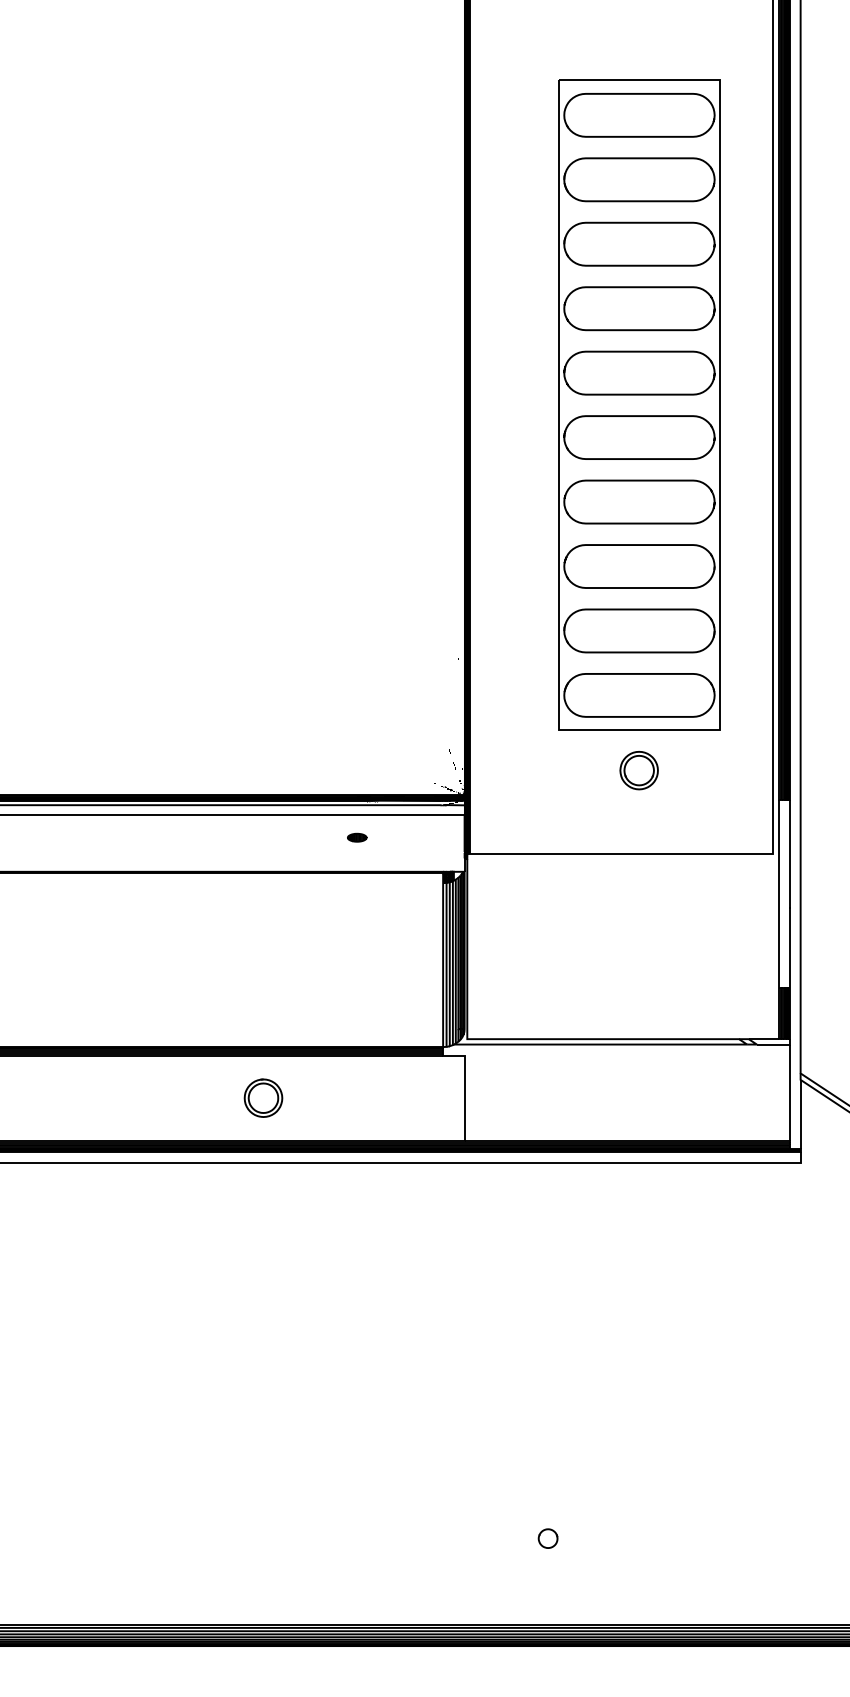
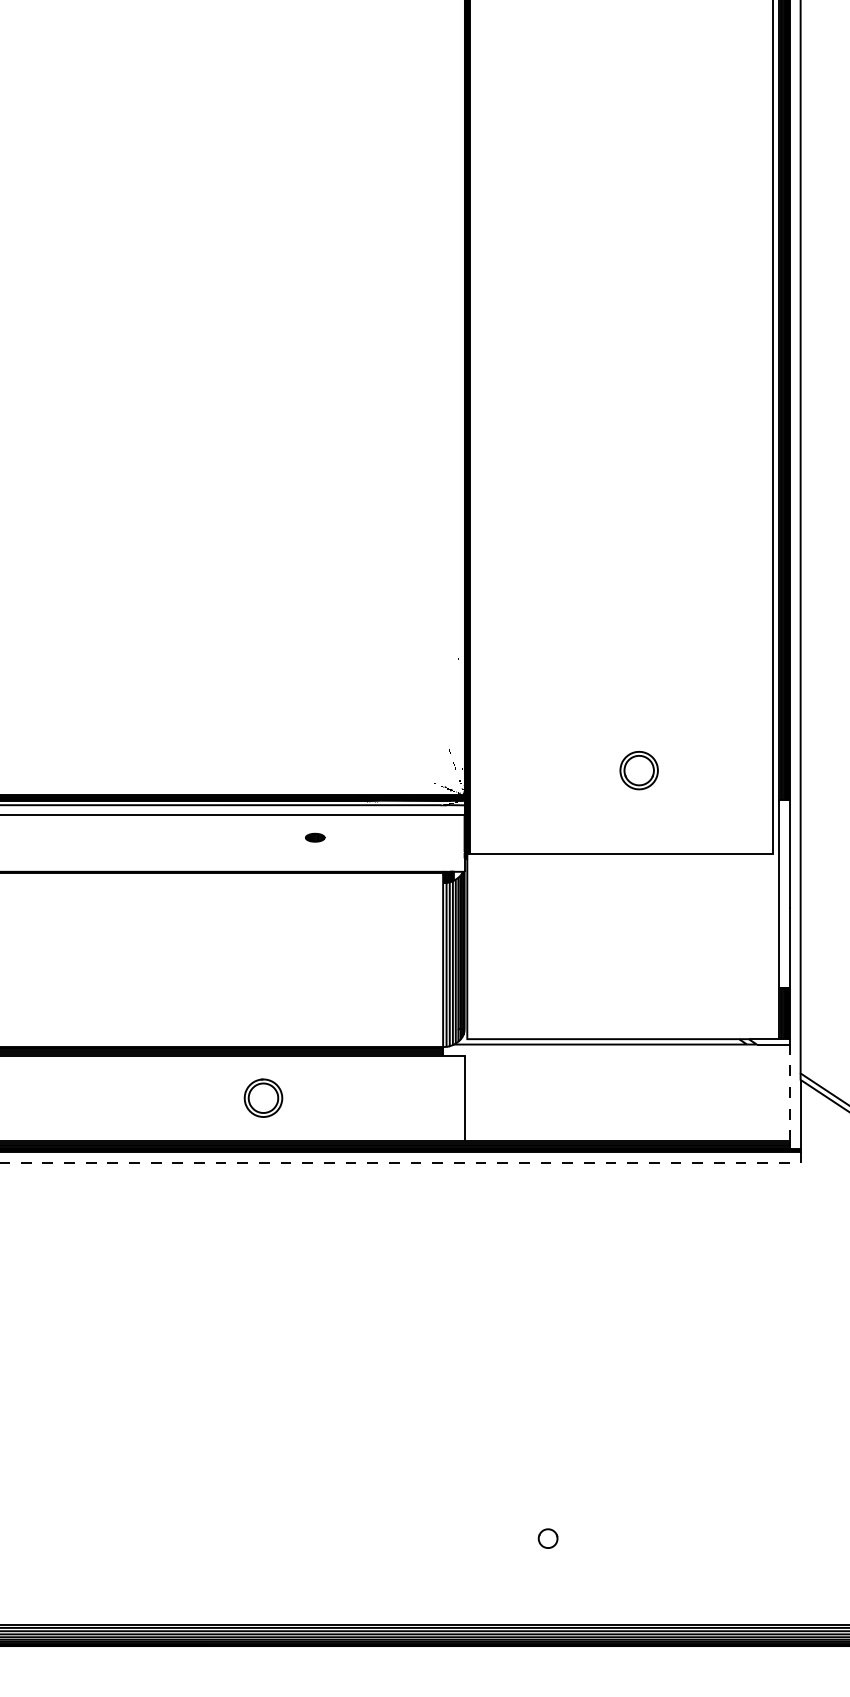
part: present -> none (639, 404)
part position: (357, 837) -> (315, 837) (315, 837)
line: solid -> dashed (789, 1092)
line: solid -> dashed (408, 1162)
